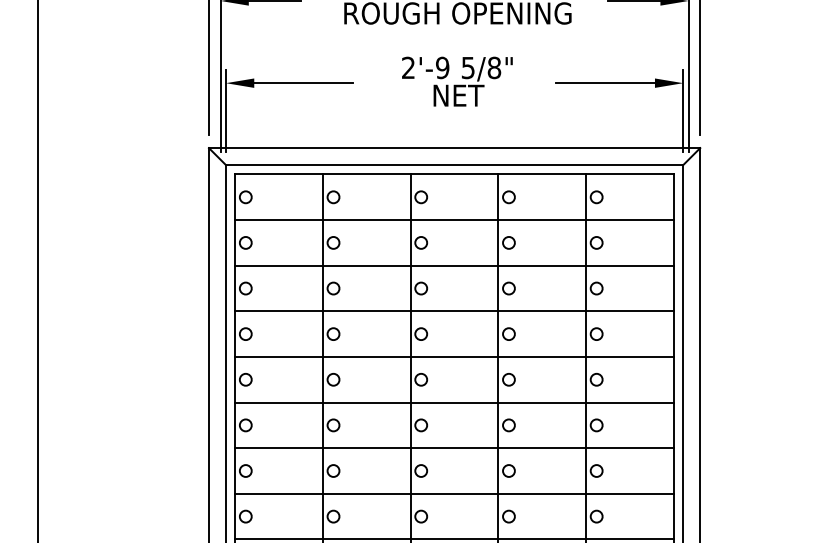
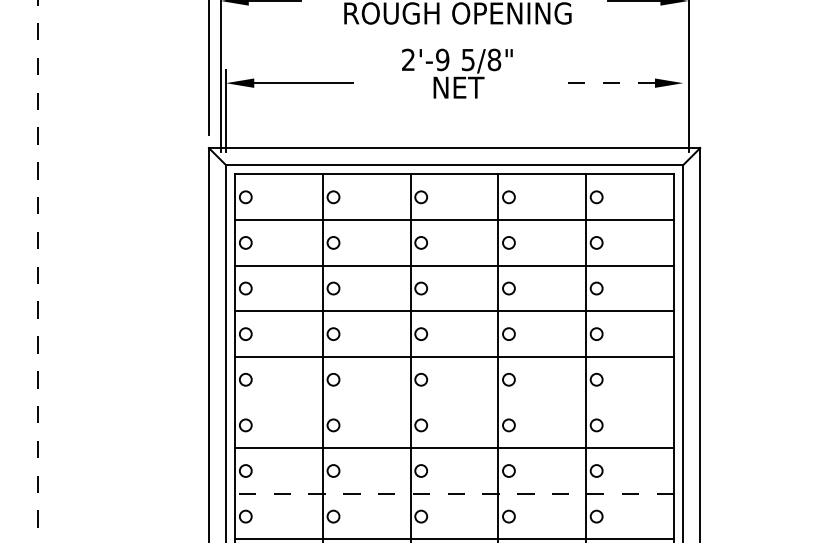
line: present -> none (700, 68)
text position: (457, 81) -> (457, 73) (457, 73)
line: solid -> dashed (605, 83)
line: present -> none (683, 110)
line: solid -> dashed (37, 271)
line: present -> none (454, 402)
line: solid -> dashed (454, 493)
